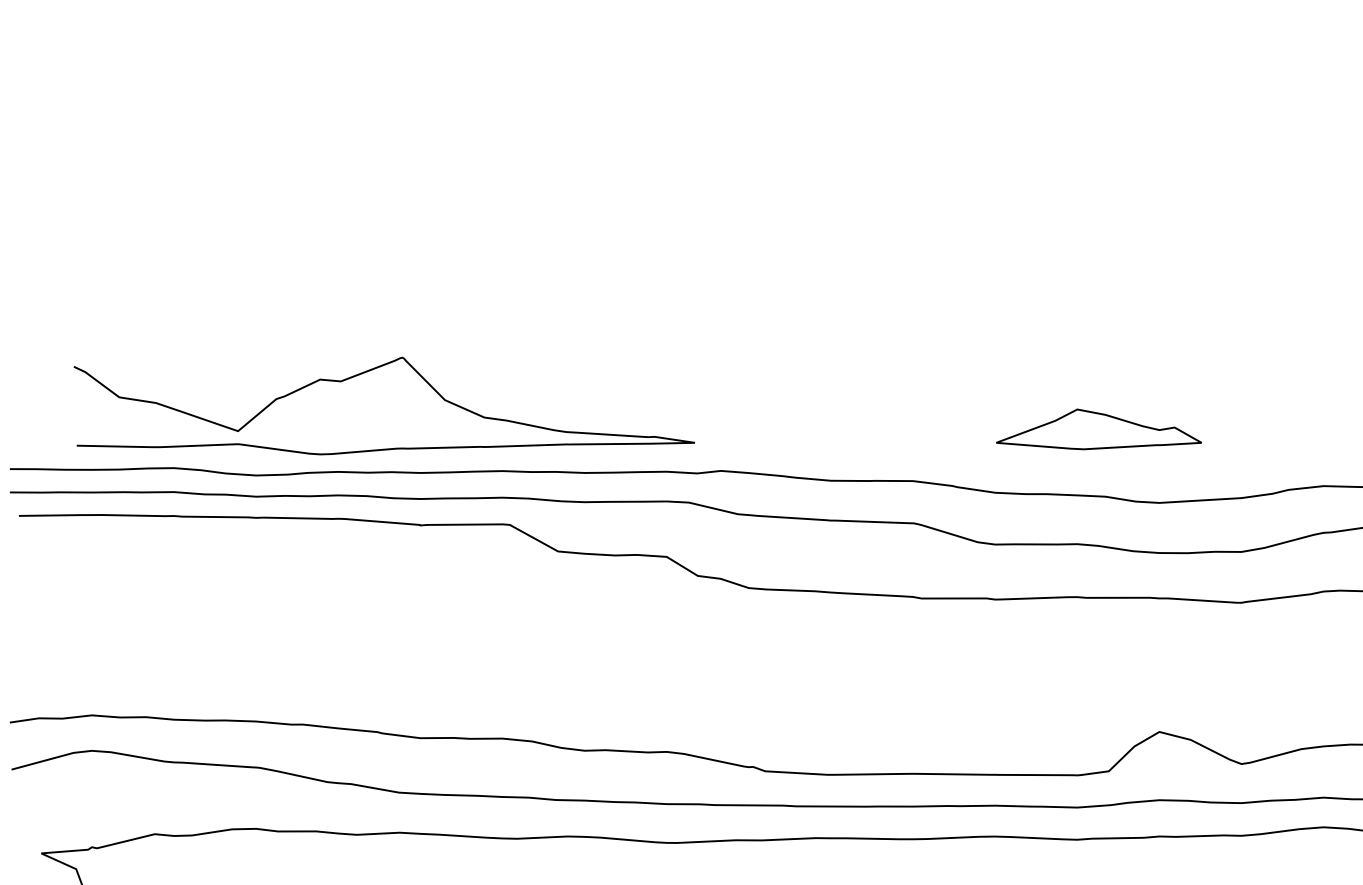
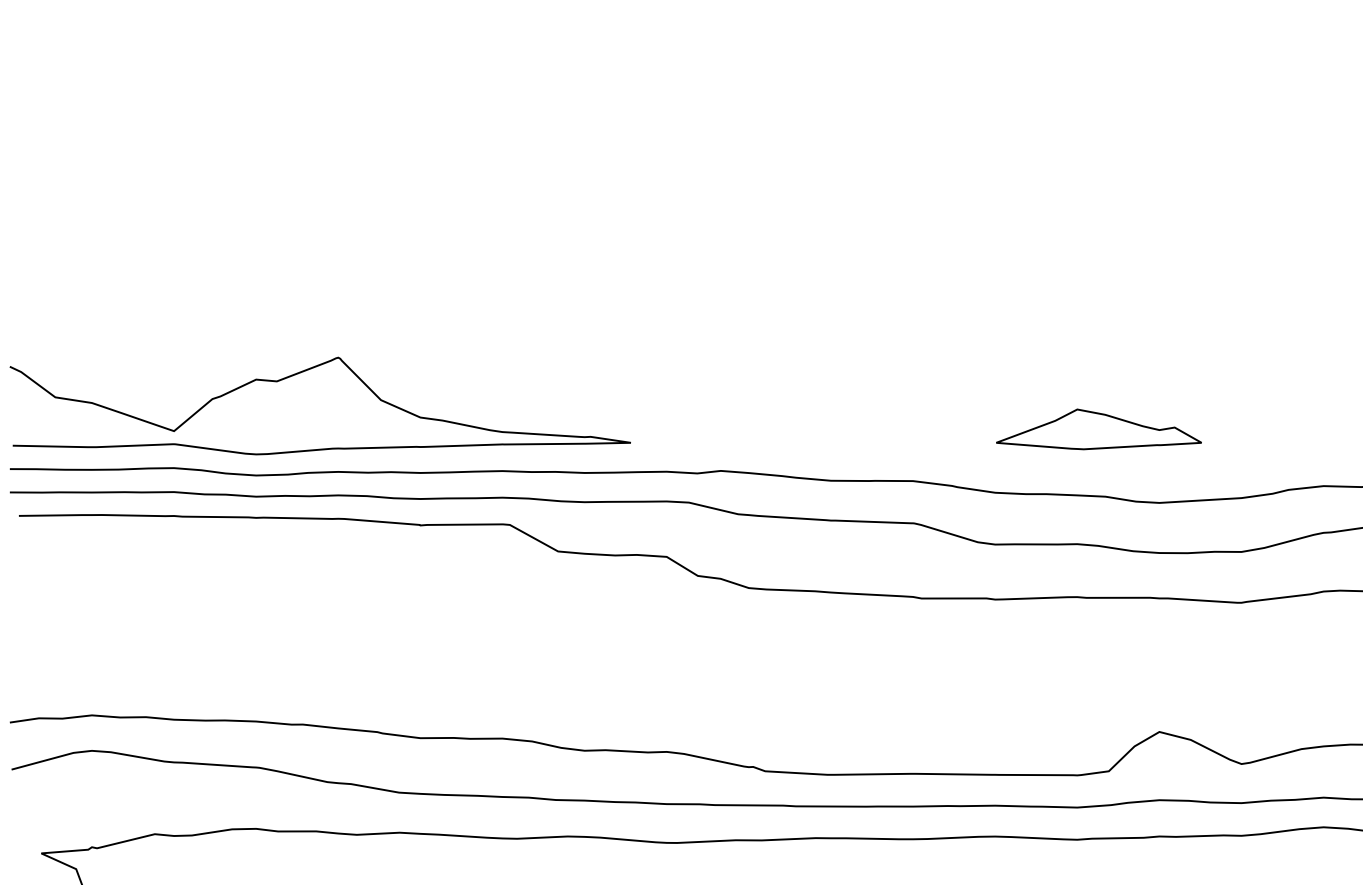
curve position: (370, 371) -> (306, 371) (306, 371)
